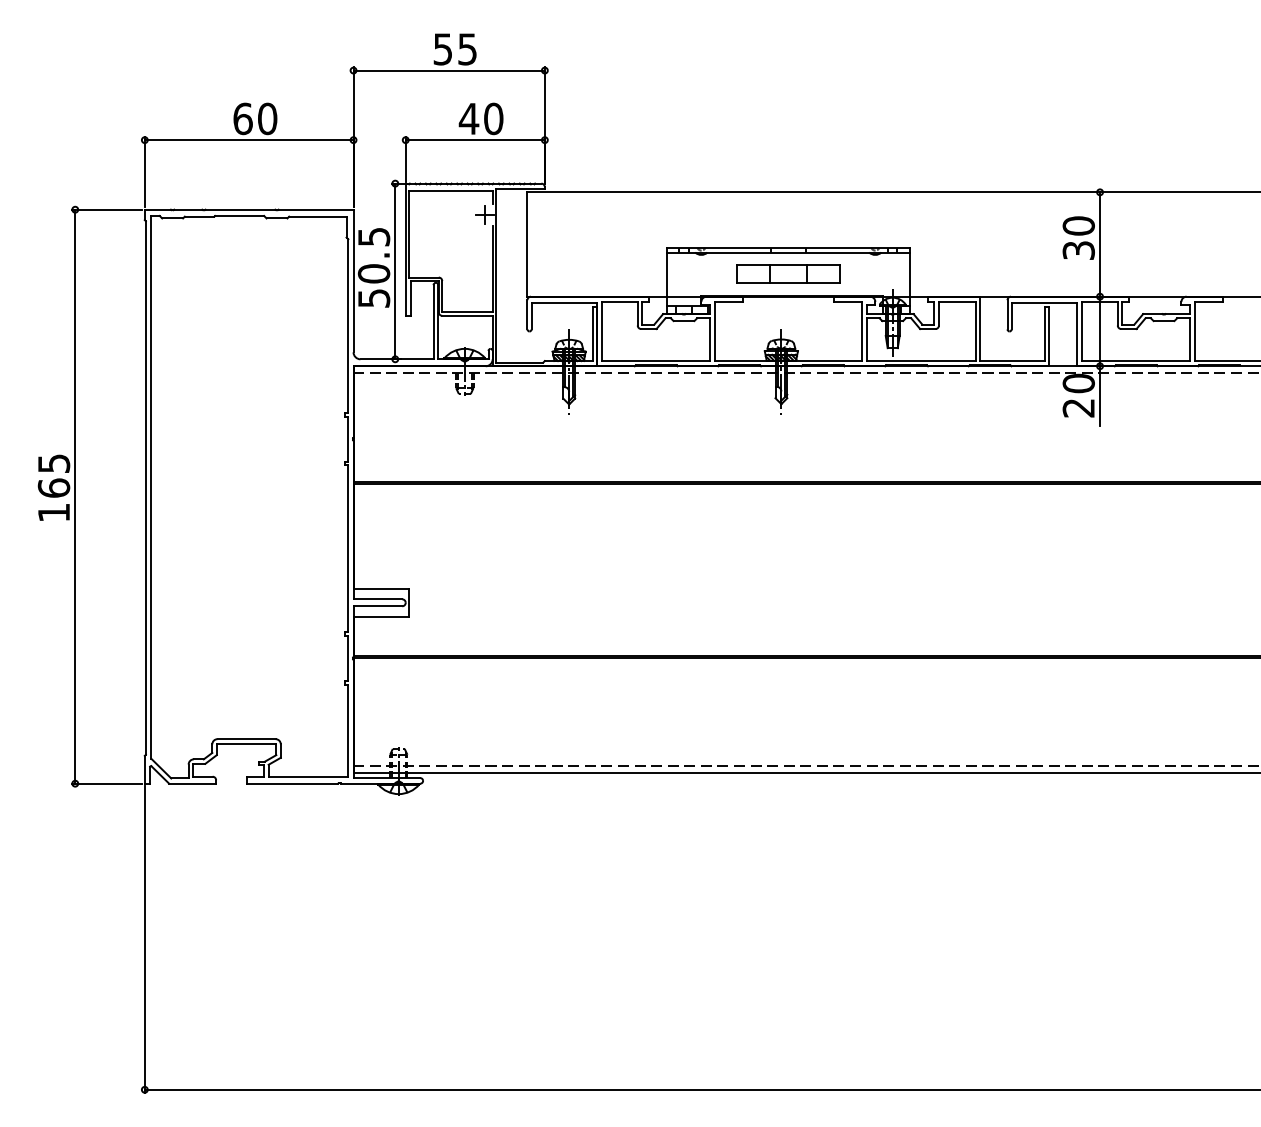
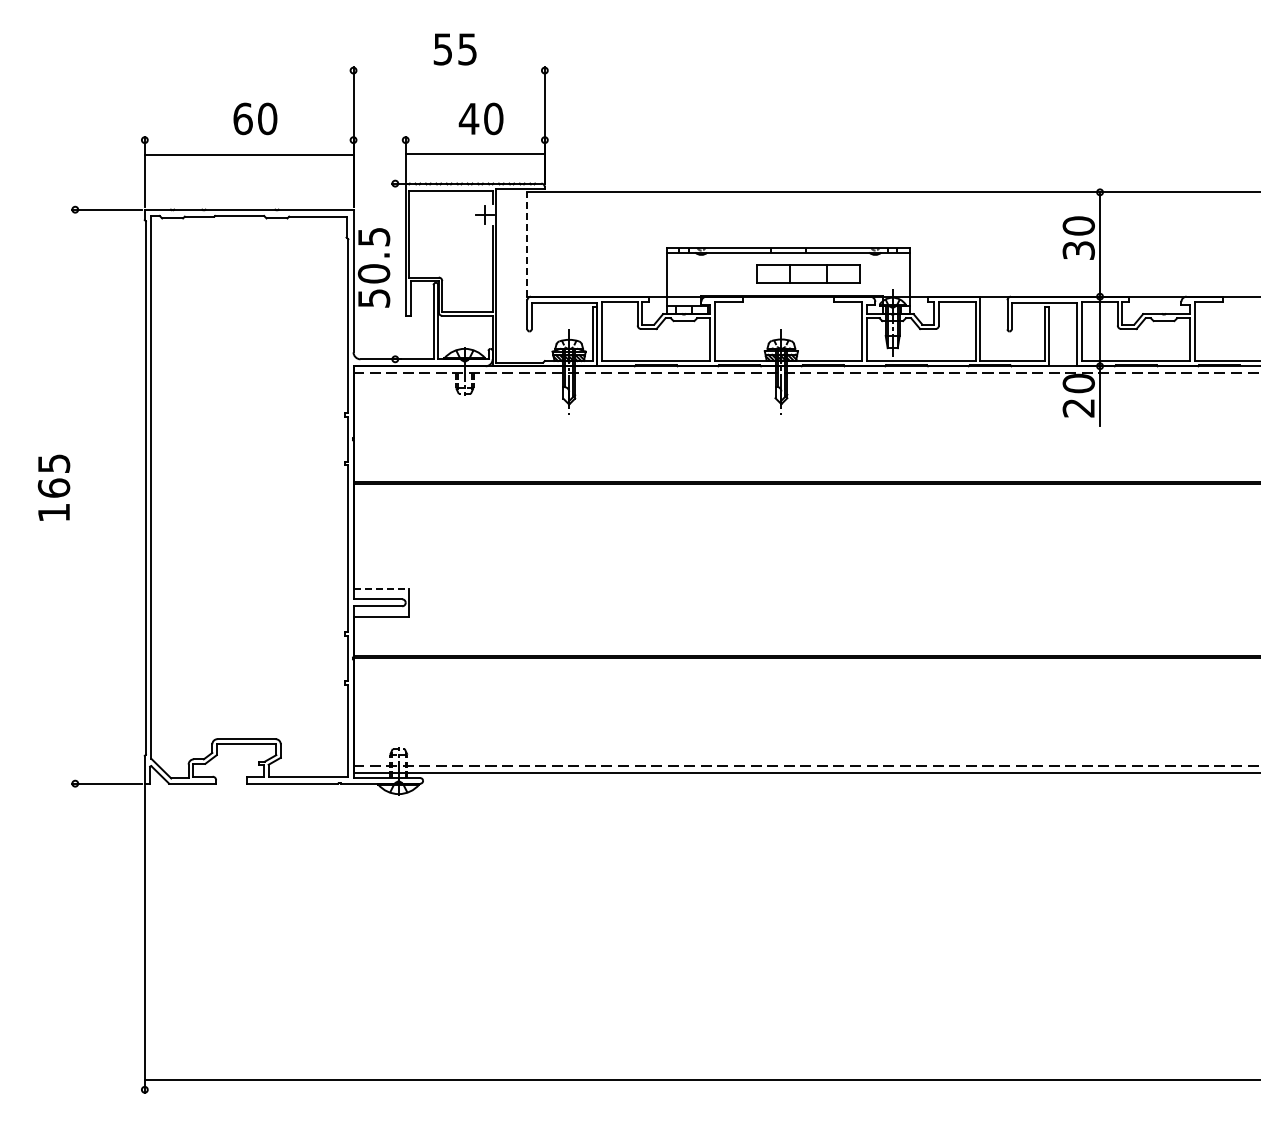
line: present -> none (448, 70)
line position: (248, 140) -> (248, 155) (248, 155)
line position: (474, 140) -> (474, 154) (474, 154)
line: solid -> dashed (527, 244)
line: present -> none (395, 271)
part position: (788, 273) -> (808, 273) (808, 273)
line: present -> none (75, 496)
line: solid -> dashed (381, 588)
line position: (700, 1089) -> (700, 1079) (700, 1079)
